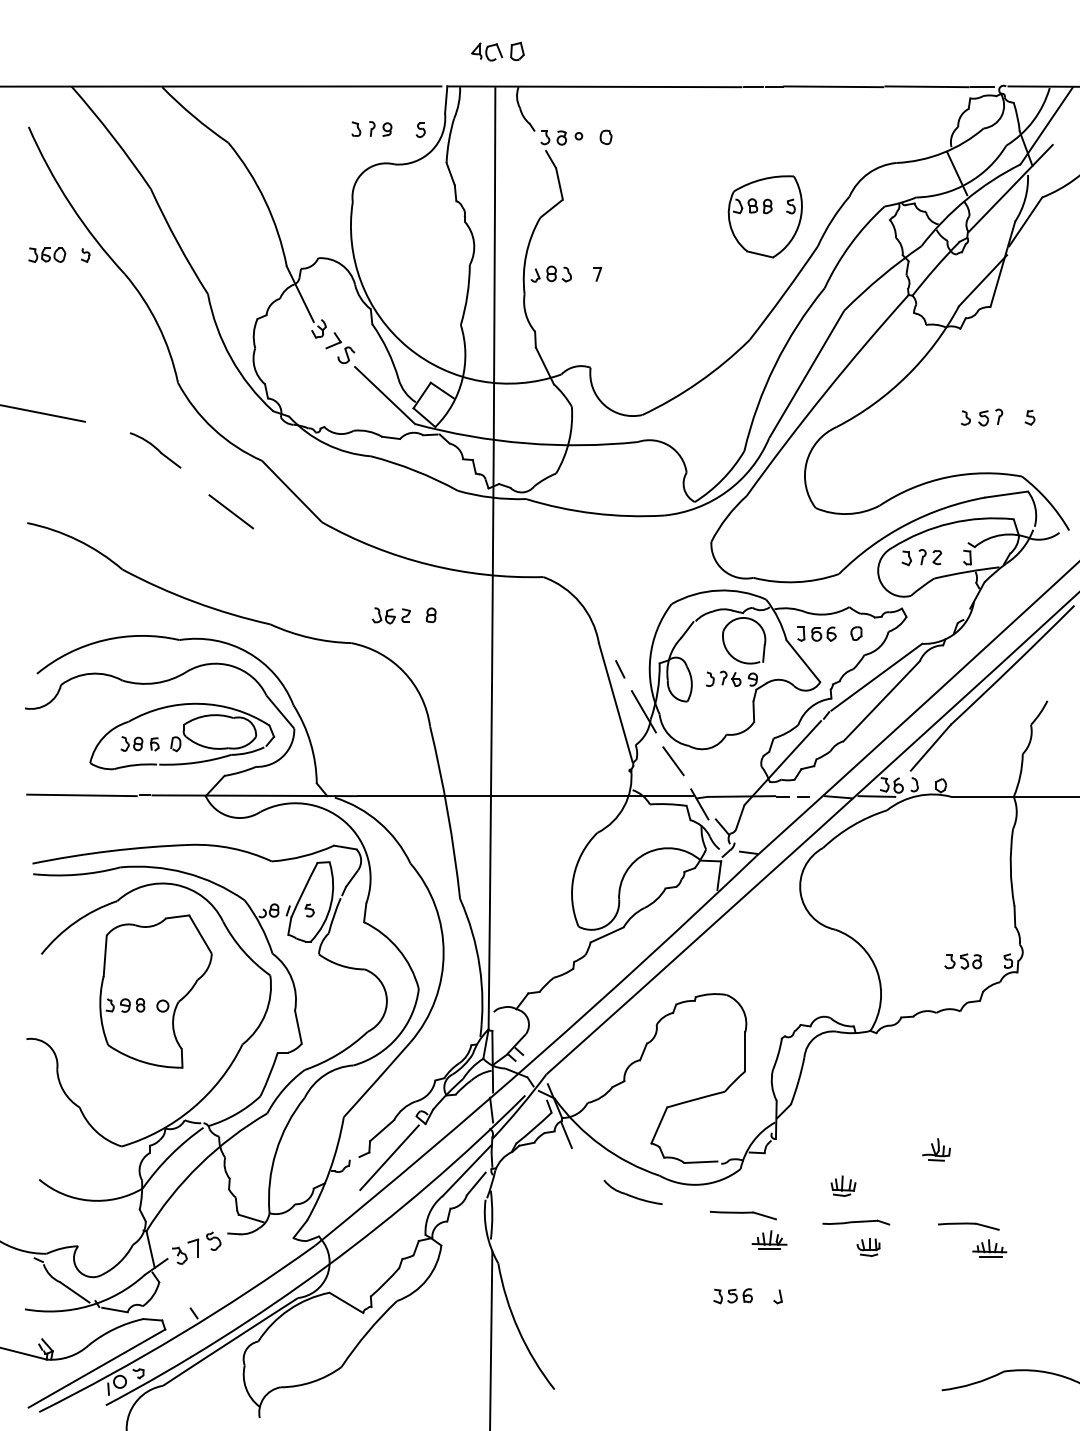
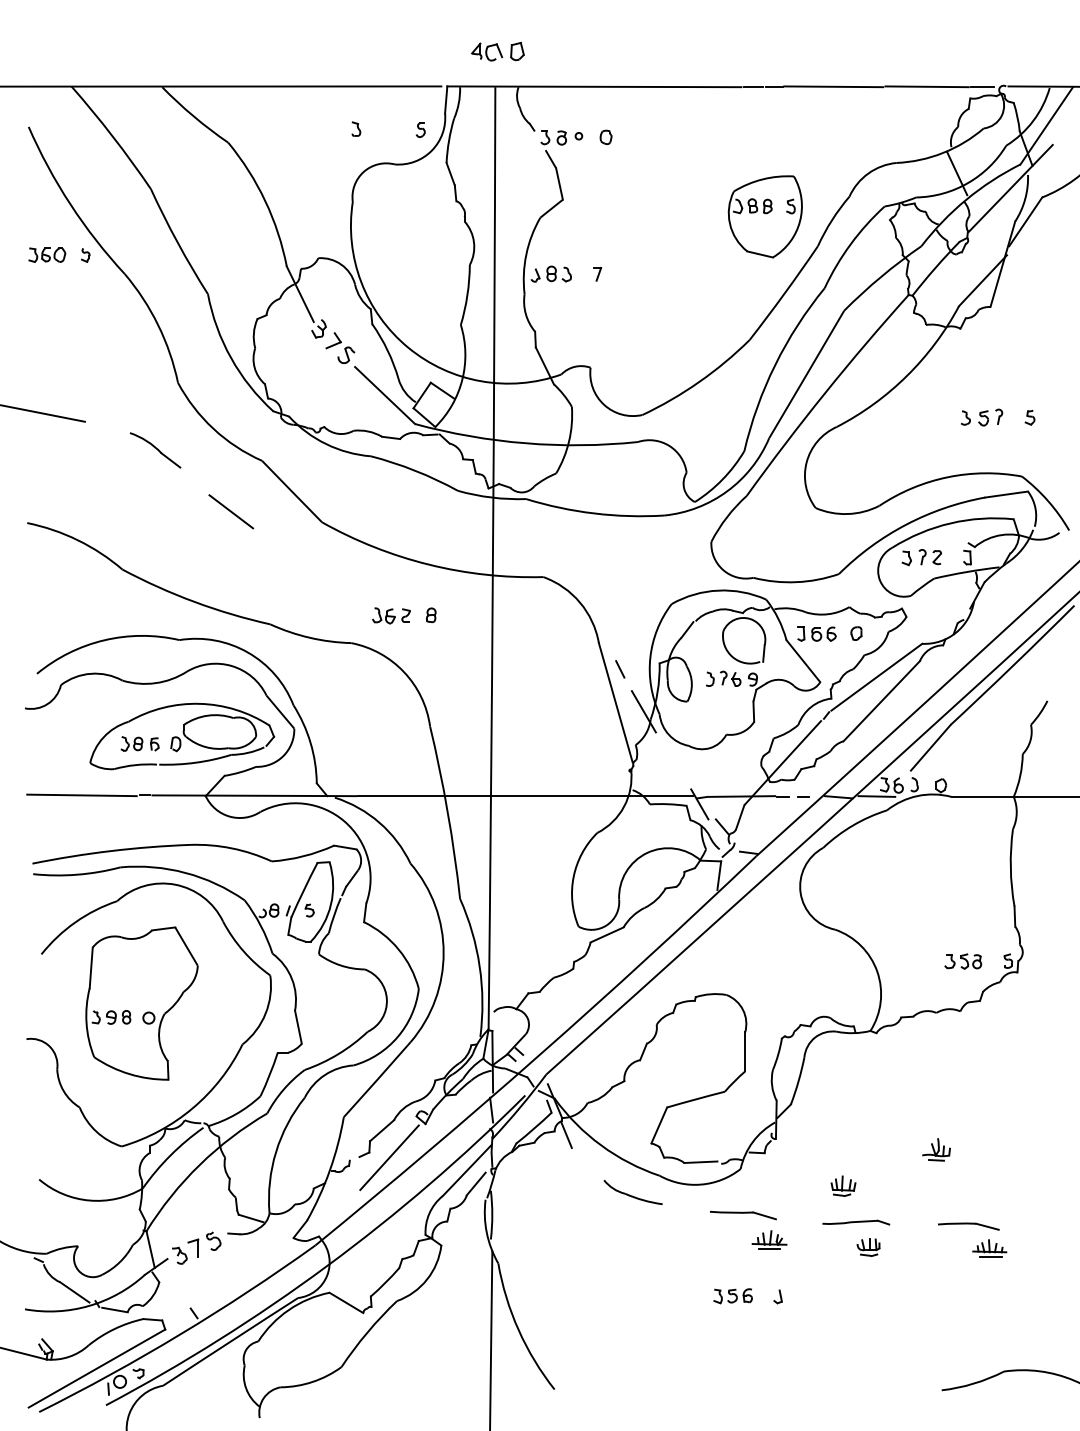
part: present -> none (380, 128)
line: present -> none (673, 761)
part position: (155, 991) -> (141, 1003) (141, 1003)
